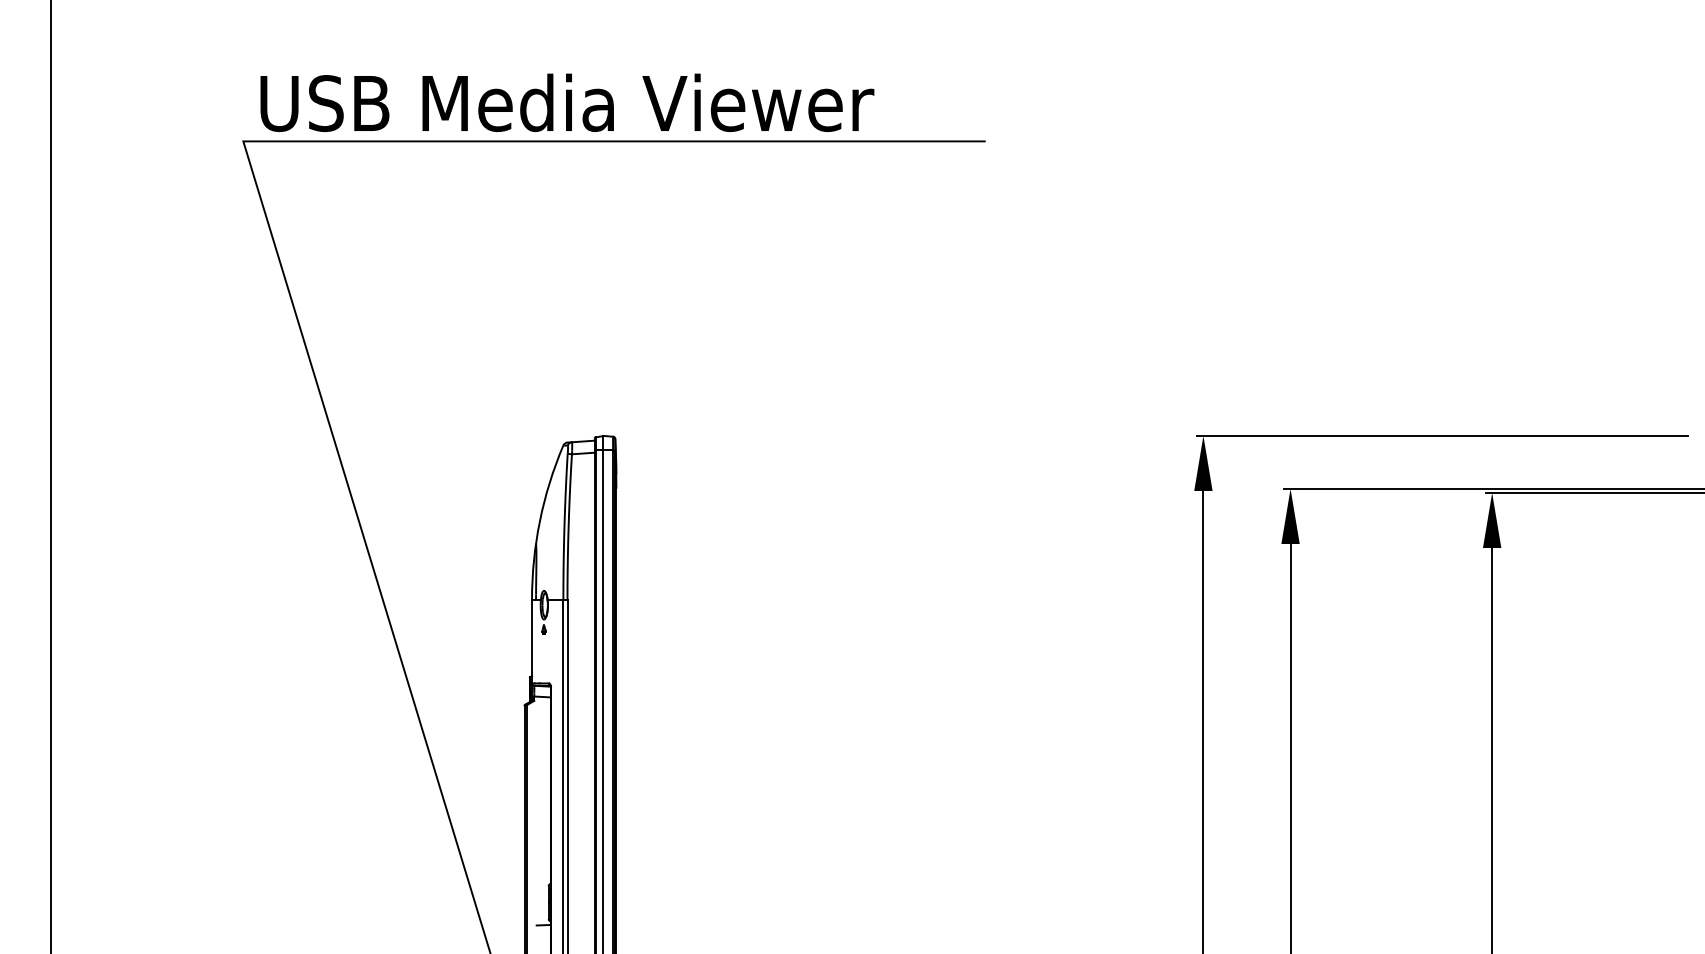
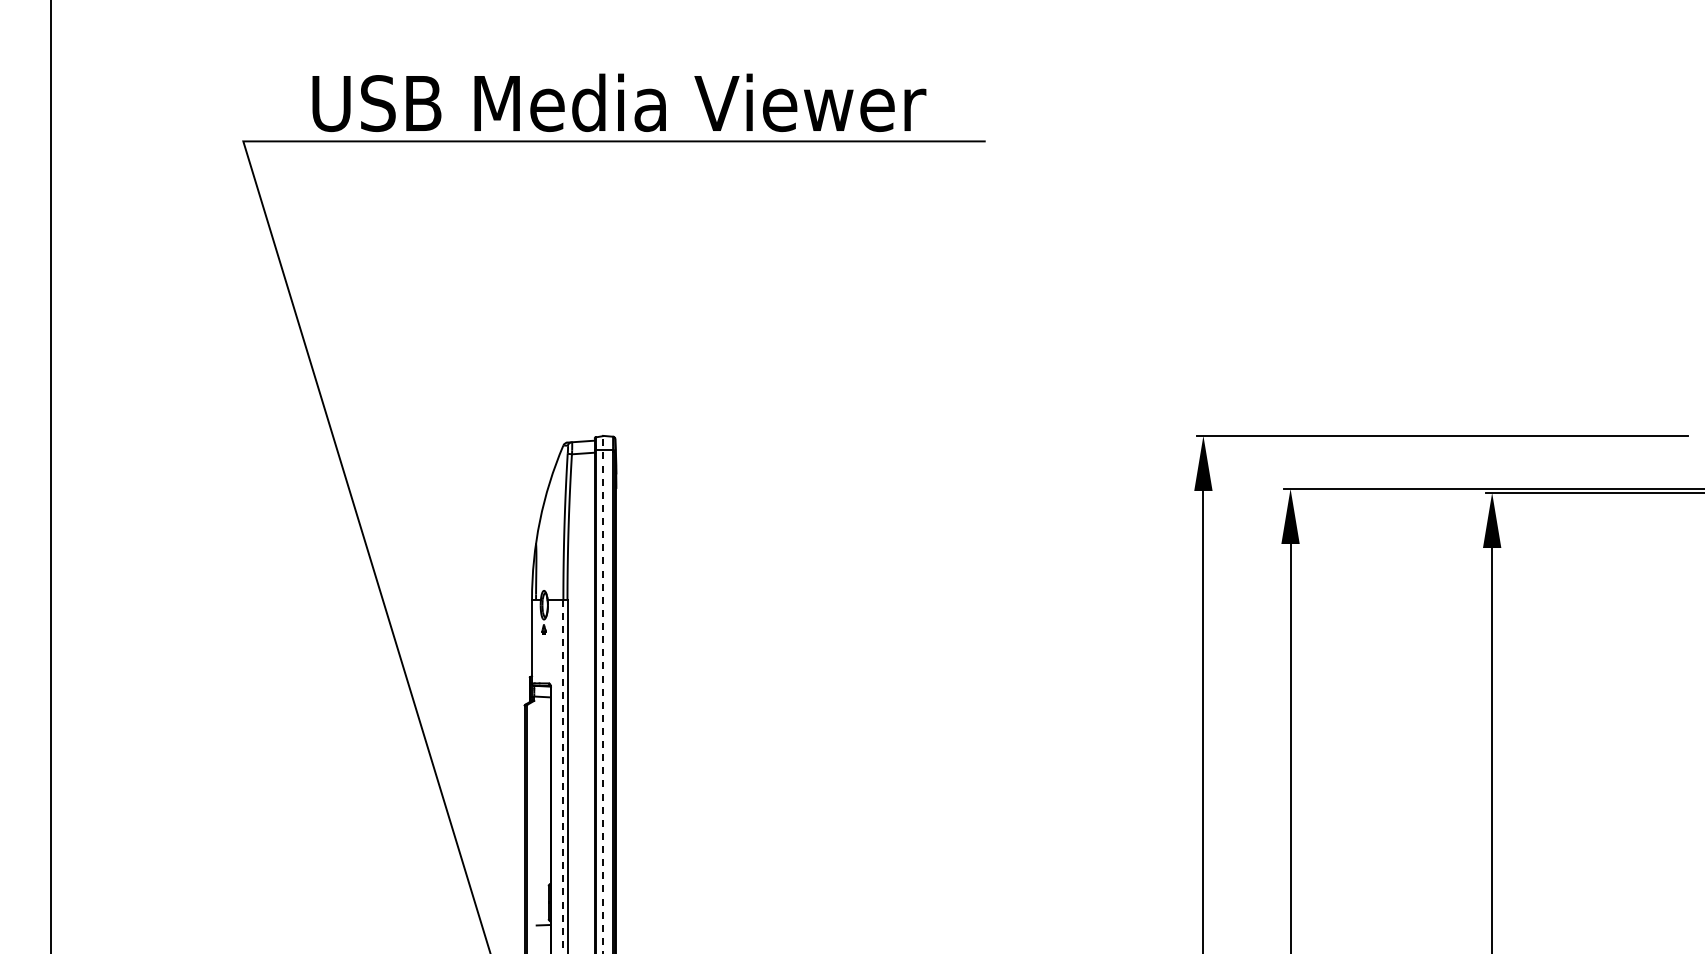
text position: (567, 102) -> (619, 102) (619, 102)
line: solid -> dashed (603, 694)
line: solid -> dashed (563, 776)
